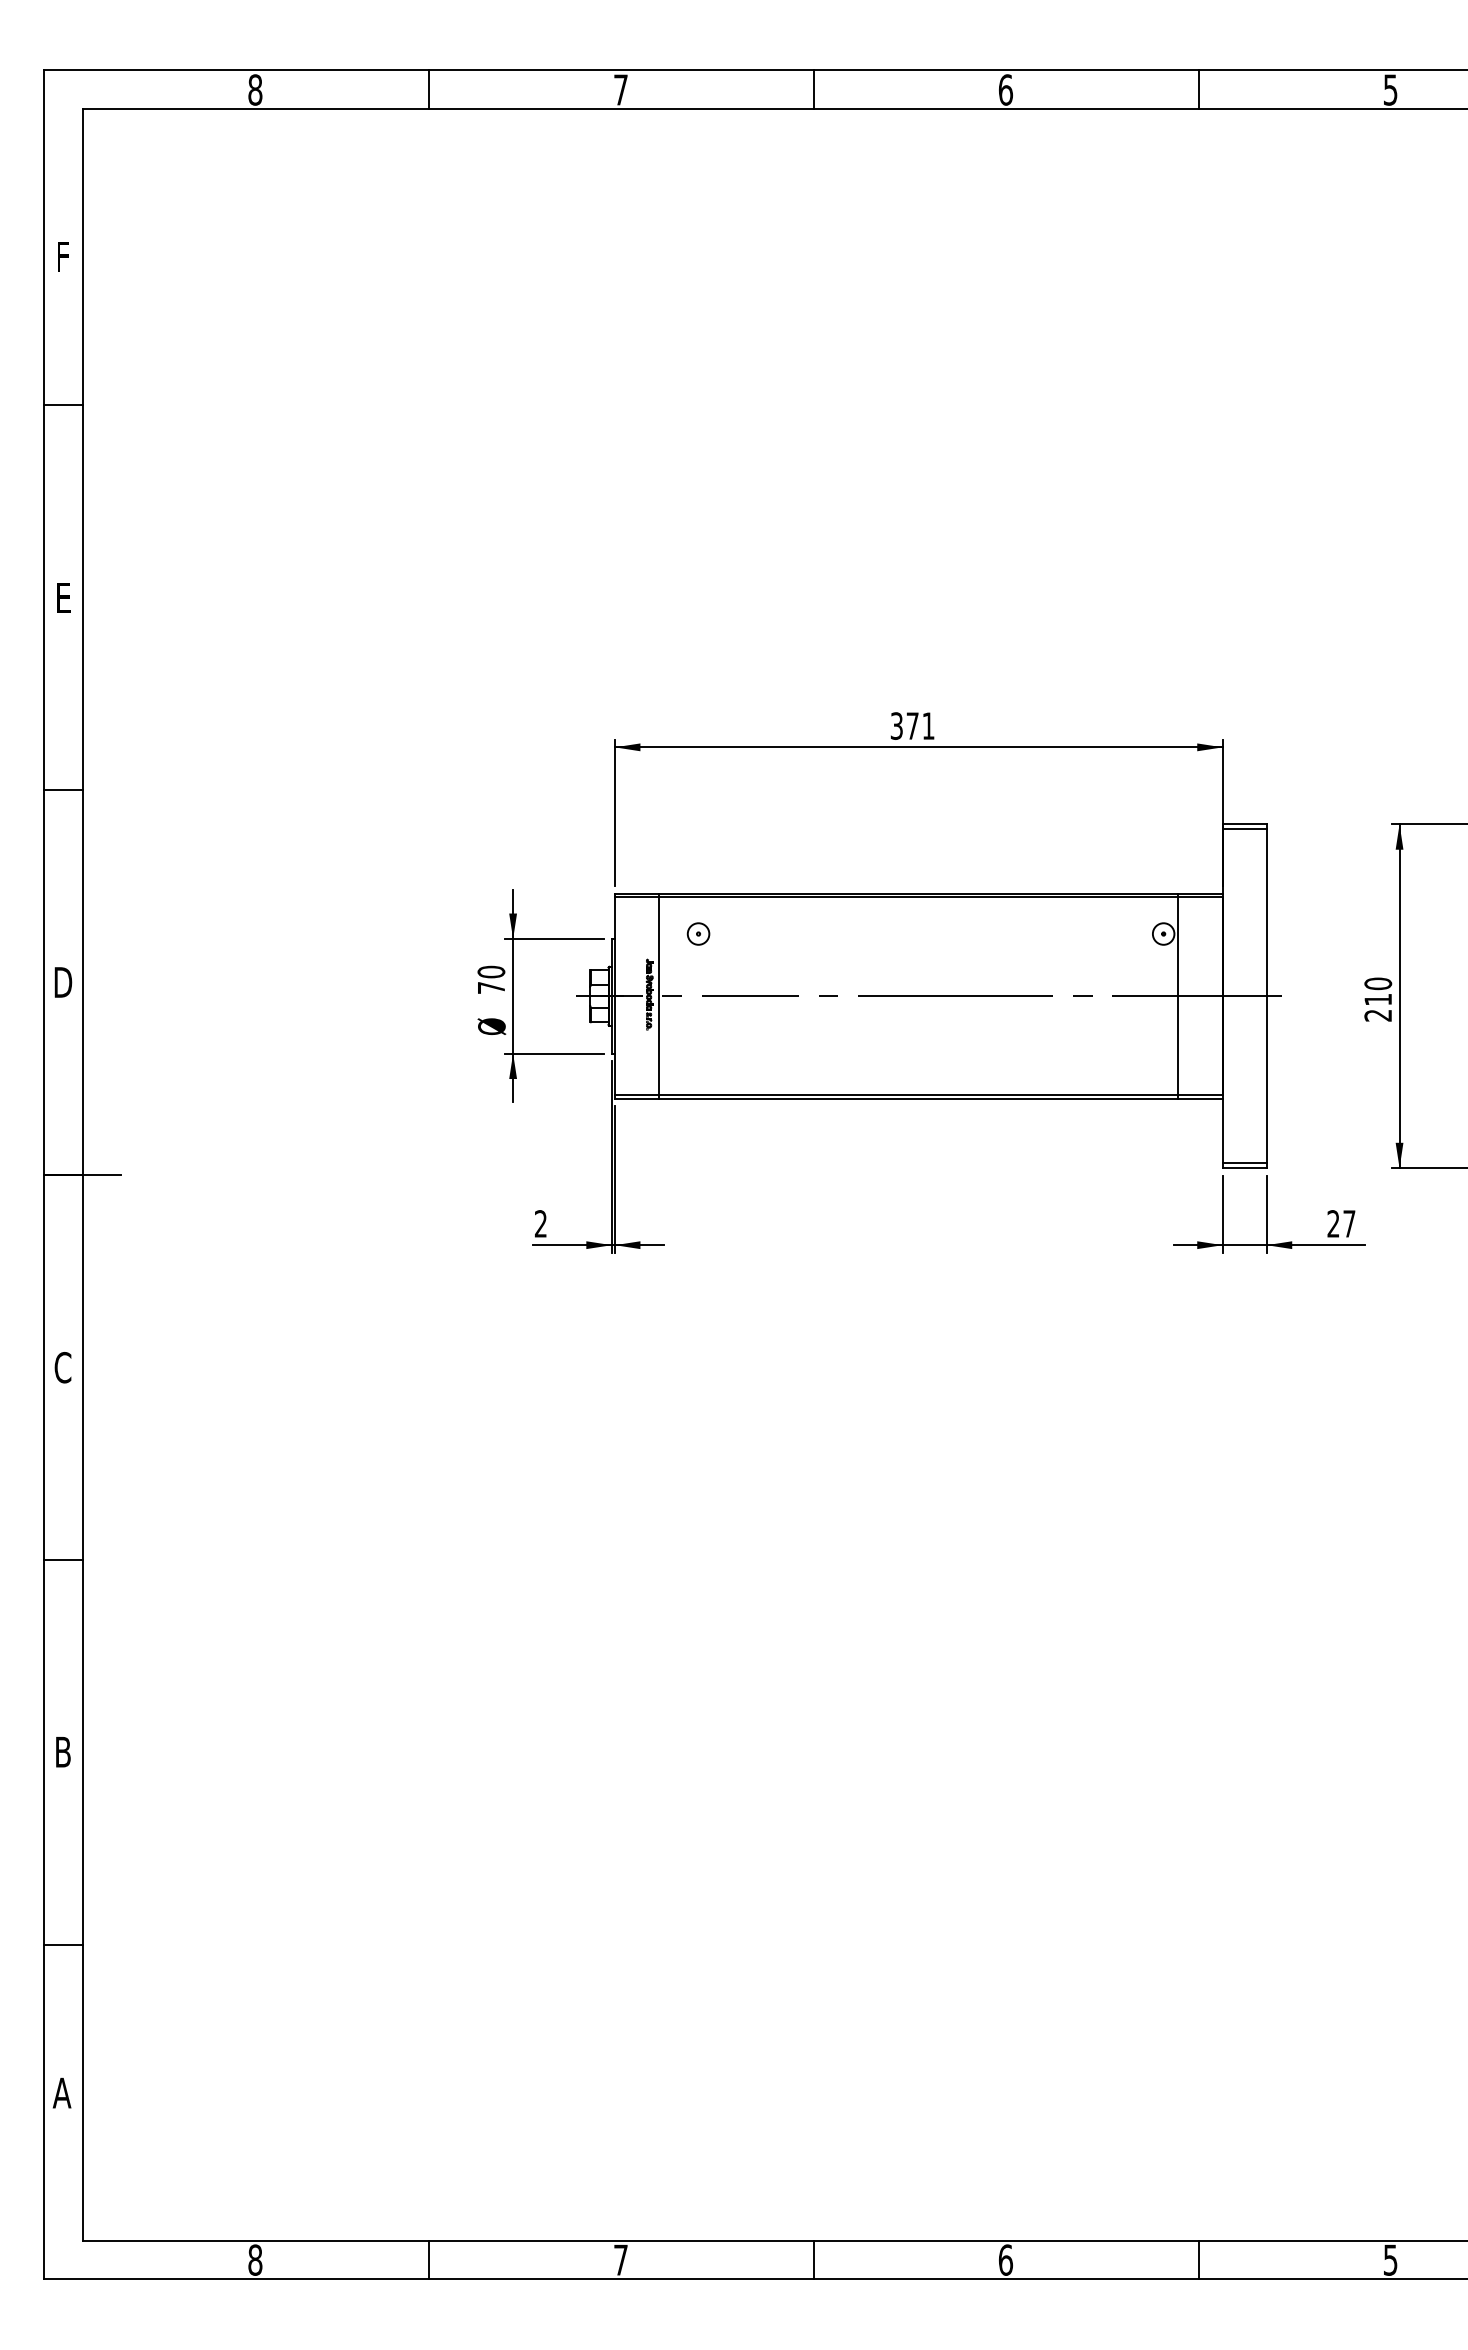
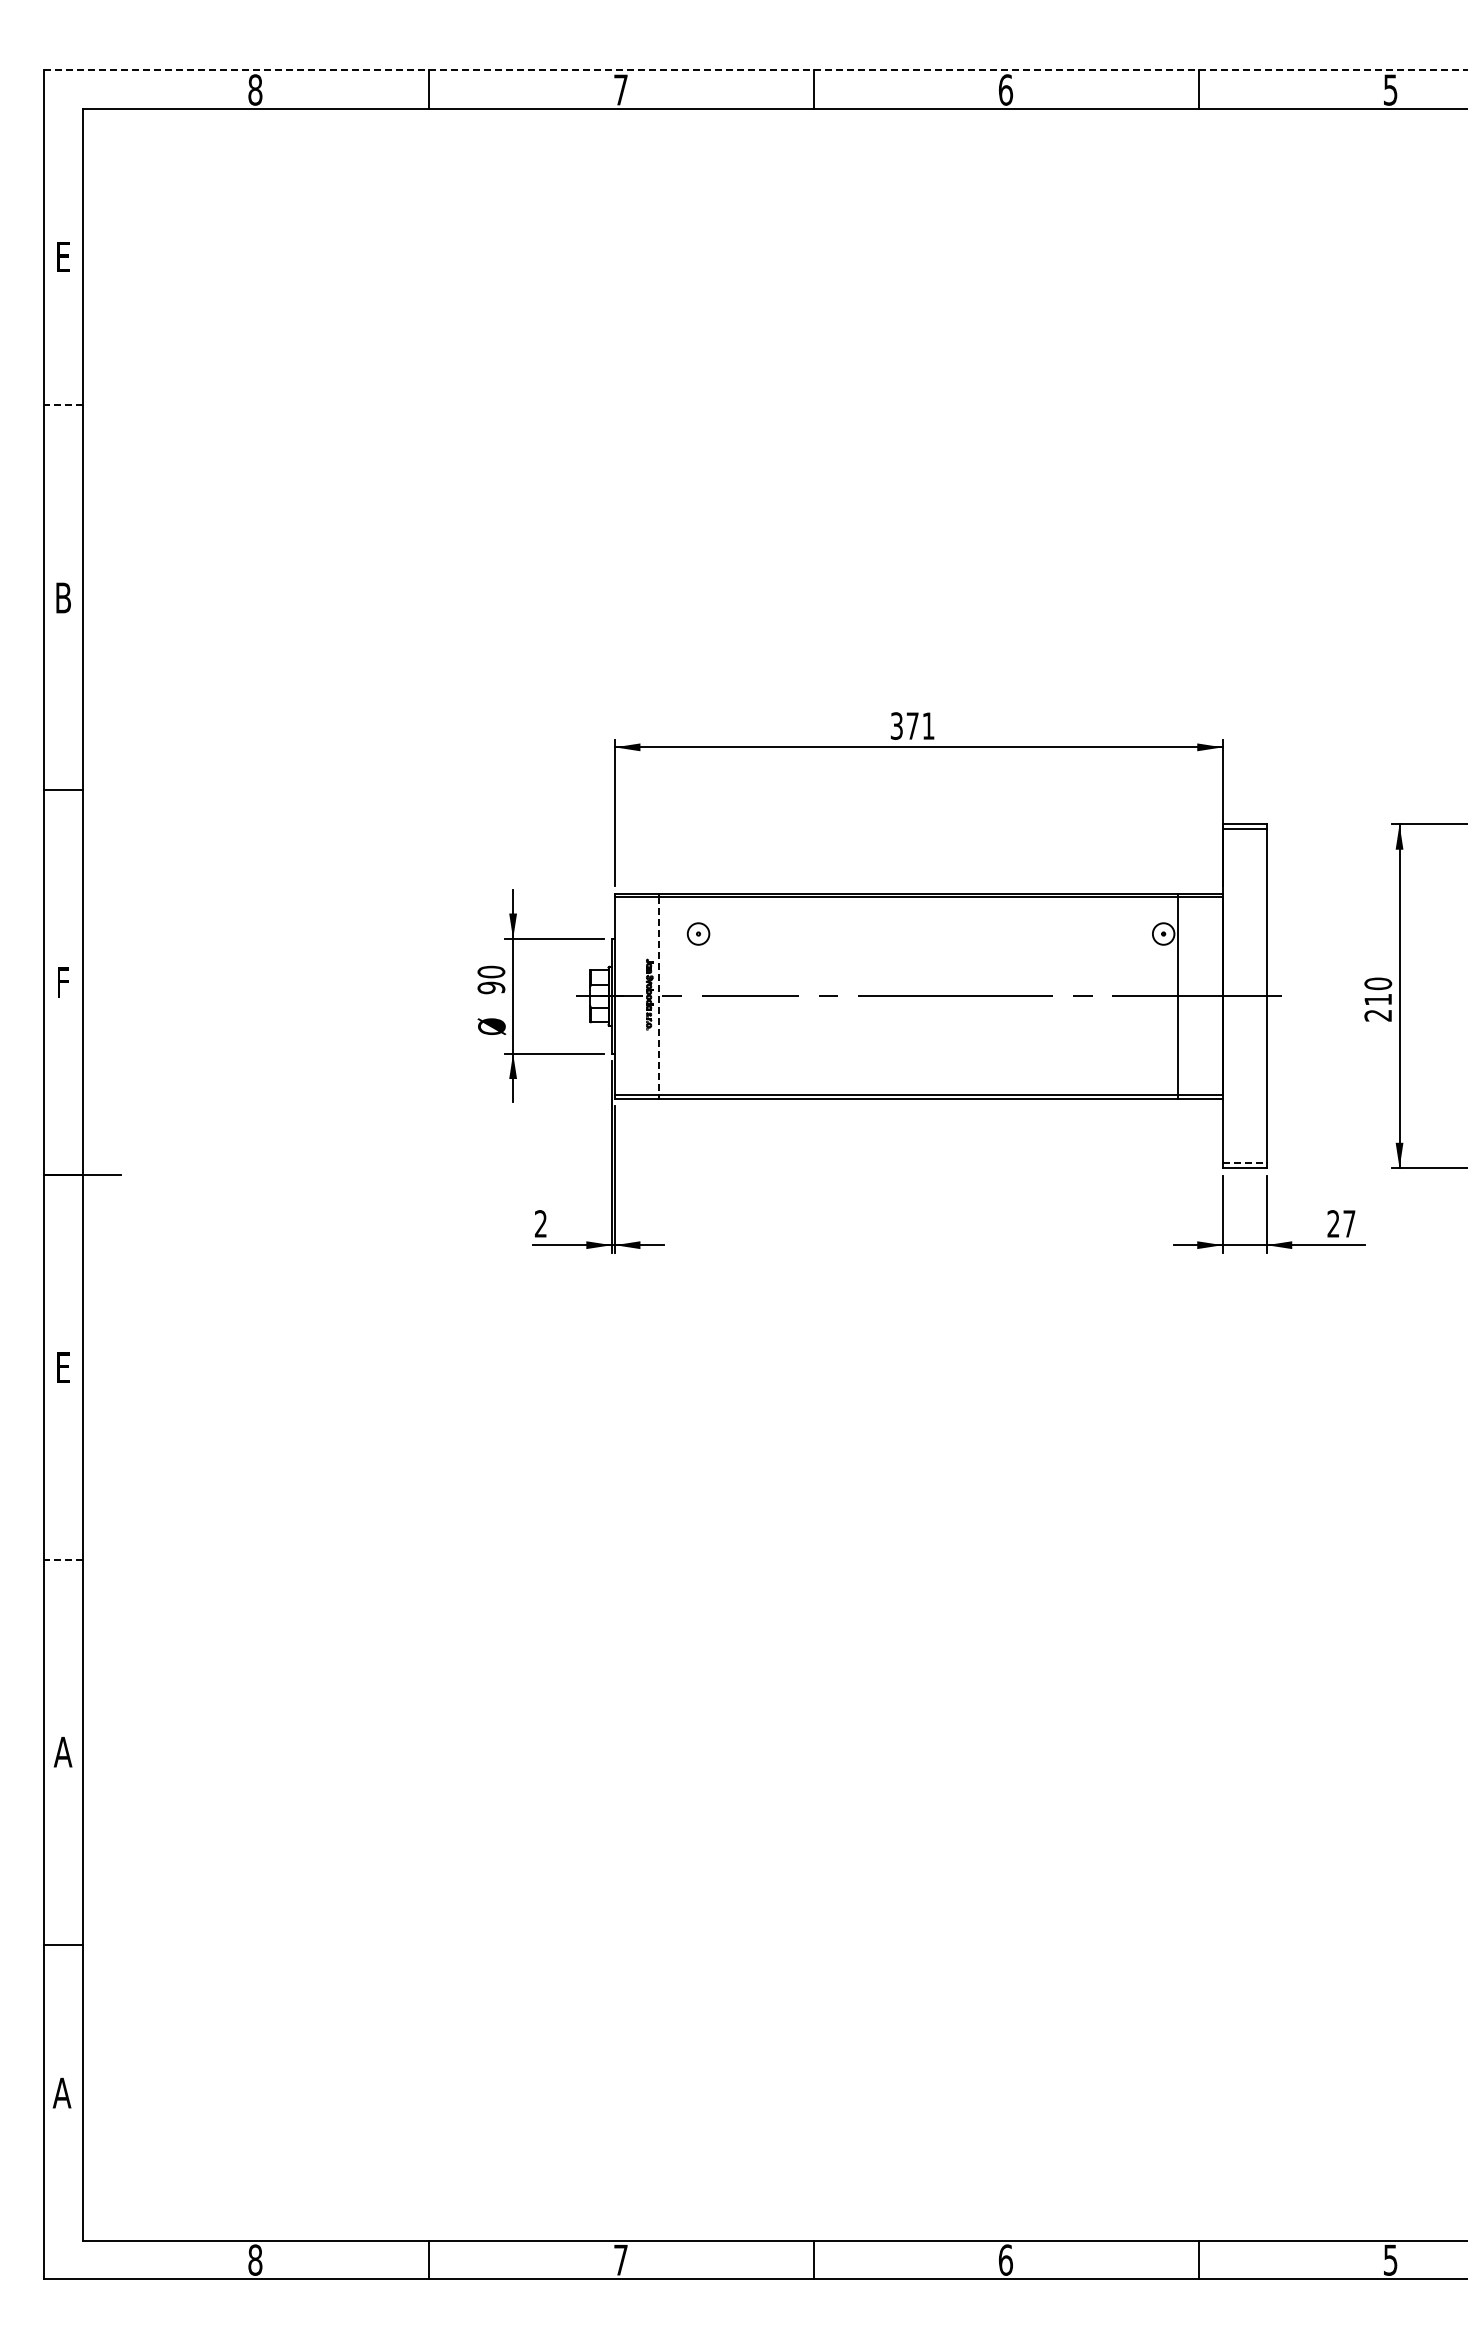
line: solid -> dashed (756, 70)
text: F -> E (63, 256)
line: solid -> dashed (62, 405)
text: E -> B (63, 597)
text: D -> F (63, 982)
text: 70 -> 90 (491, 987)
line: solid -> dashed (659, 996)
line: solid -> dashed (1245, 1163)
text: C -> E (62, 1367)
line: solid -> dashed (62, 1559)
text: B -> A (62, 1751)
